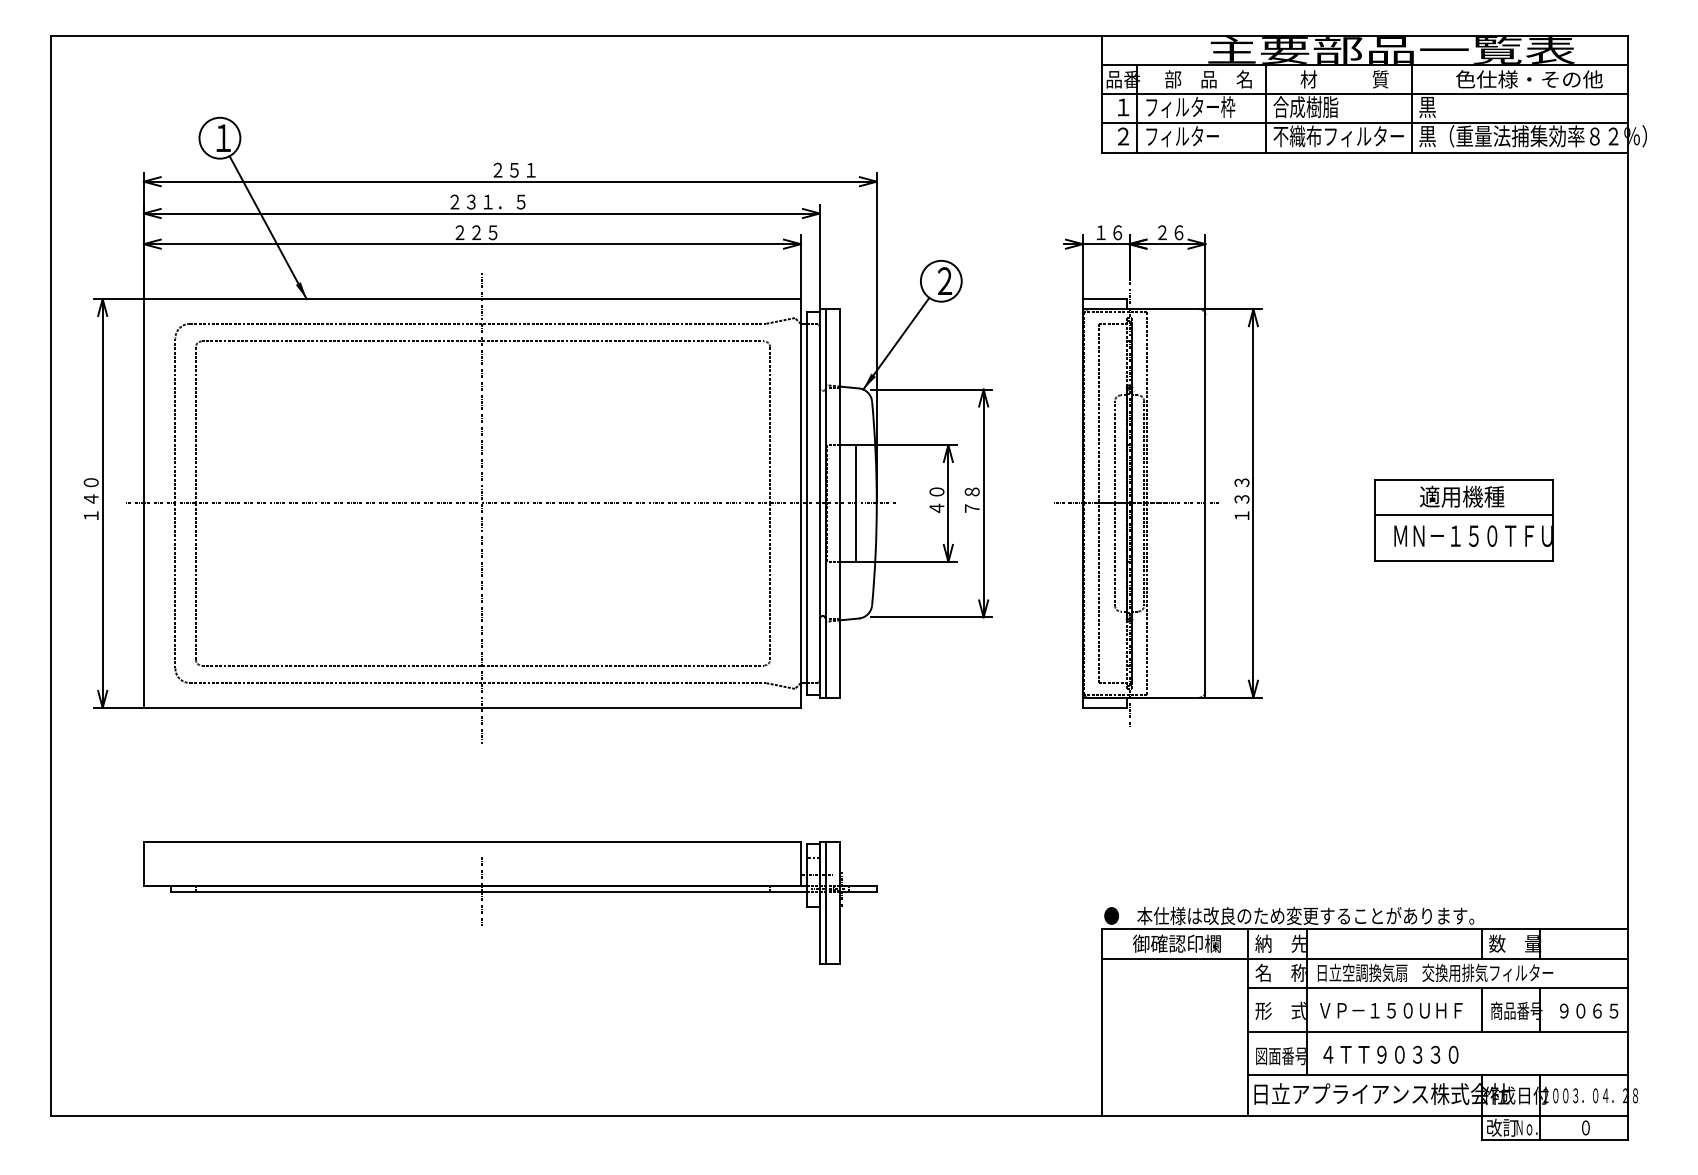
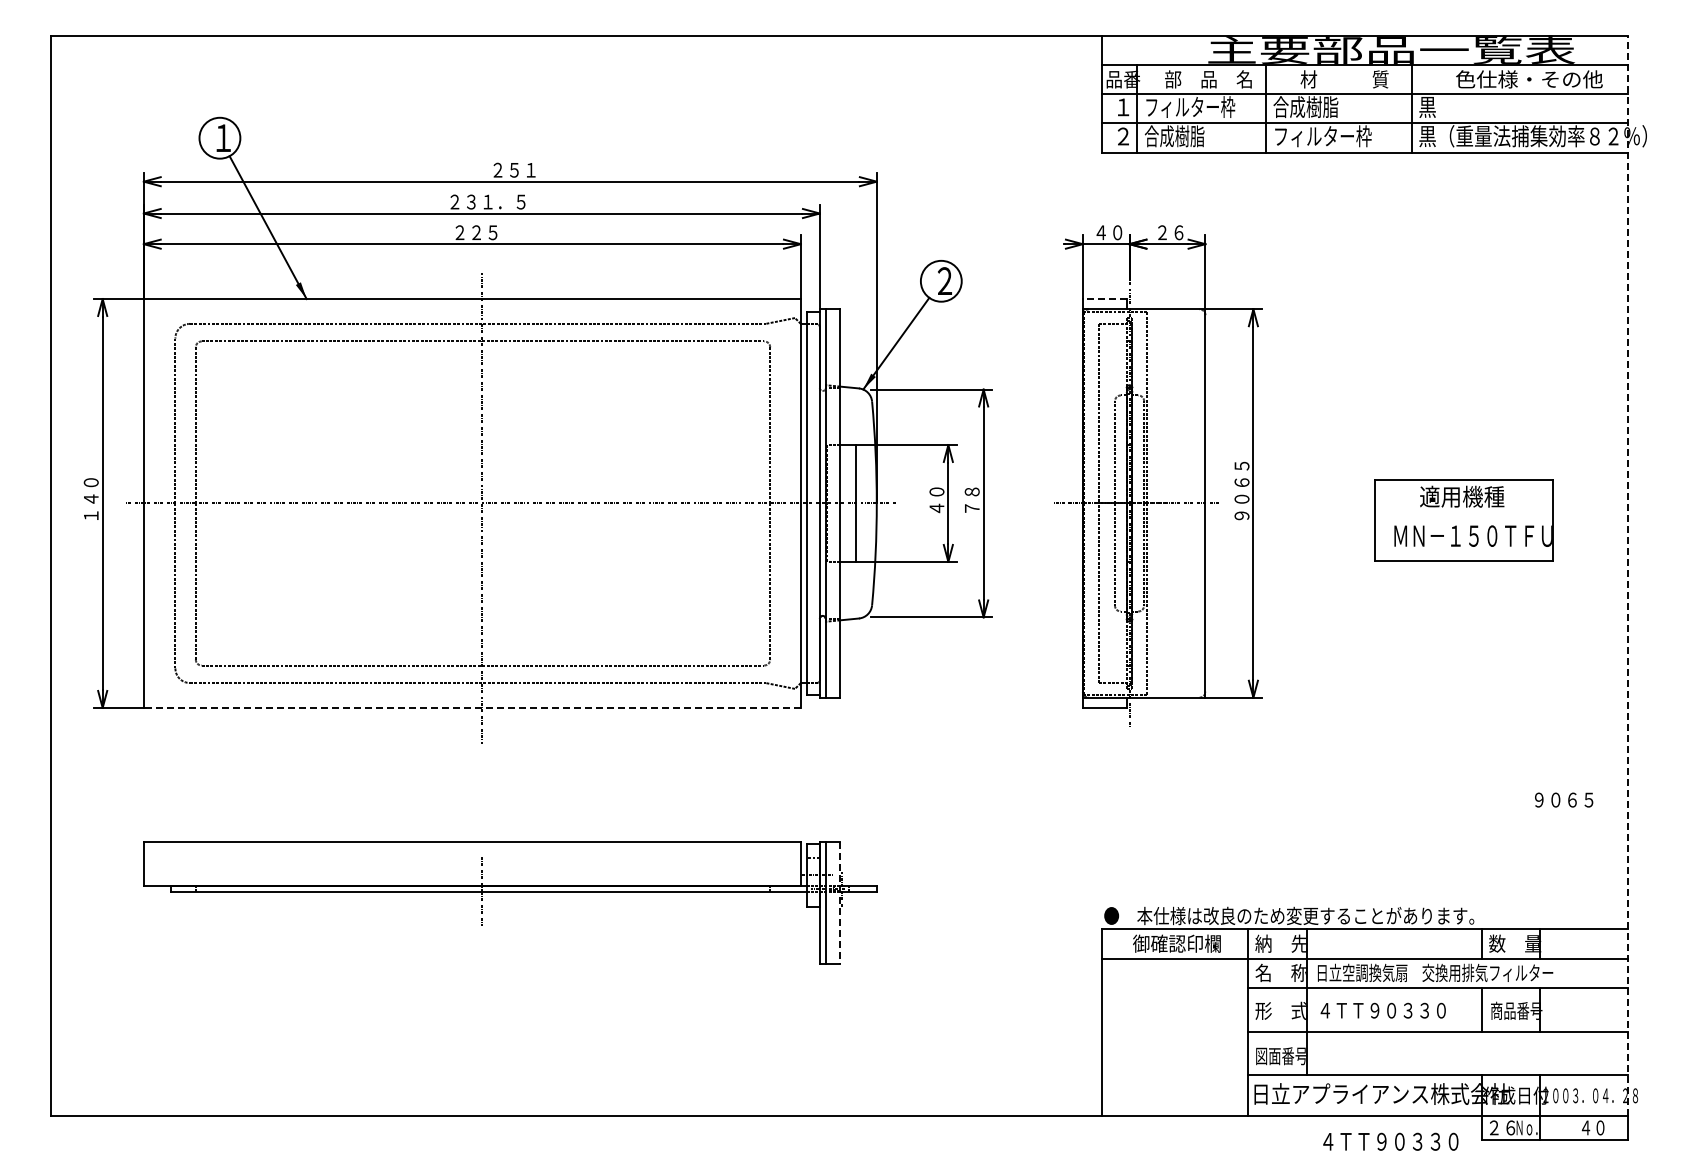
text: フィルター -> 合成樹脂 (1181, 136)
text: 不織布フィルター -> フィルター枠 (1338, 136)
text: １６ -> ４０ (1109, 232)
line: solid -> dashed (1104, 299)
text: １３３ -> ９０６５ (1241, 490)
line: present -> none (1463, 514)
line: solid -> dashed (1627, 575)
line: solid -> dashed (472, 707)
line: solid -> dashed (840, 903)
text: ＶＰ－１５０ＵＨＦ -> ４ＴＴ９０３３０ (1391, 1010)
text position: (1589, 1010) -> (1564, 799) (1564, 799)
text position: (1390, 1054) -> (1390, 1141) (1390, 1141)
text: 改訂 -> ２６ (1502, 1127)
text: ０ -> ４０ (1592, 1127)
